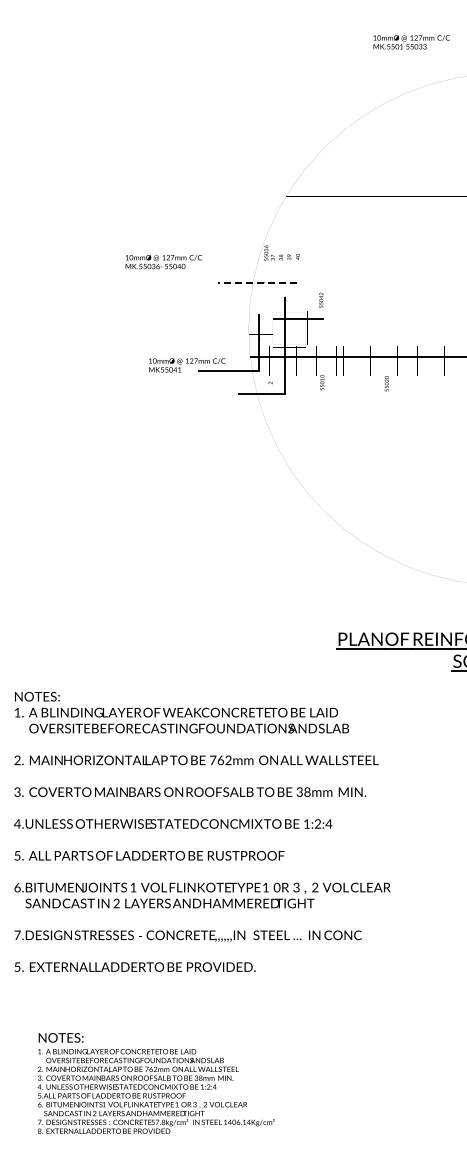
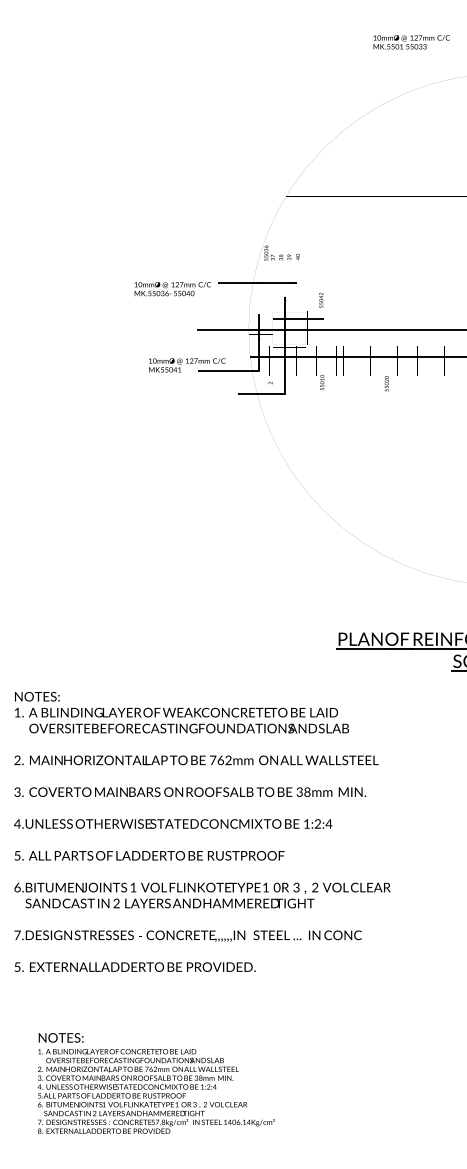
text position: (163, 262) -> (172, 289) (172, 289)
line: dashed -> solid (257, 282)
line: none -> present (330, 329)
